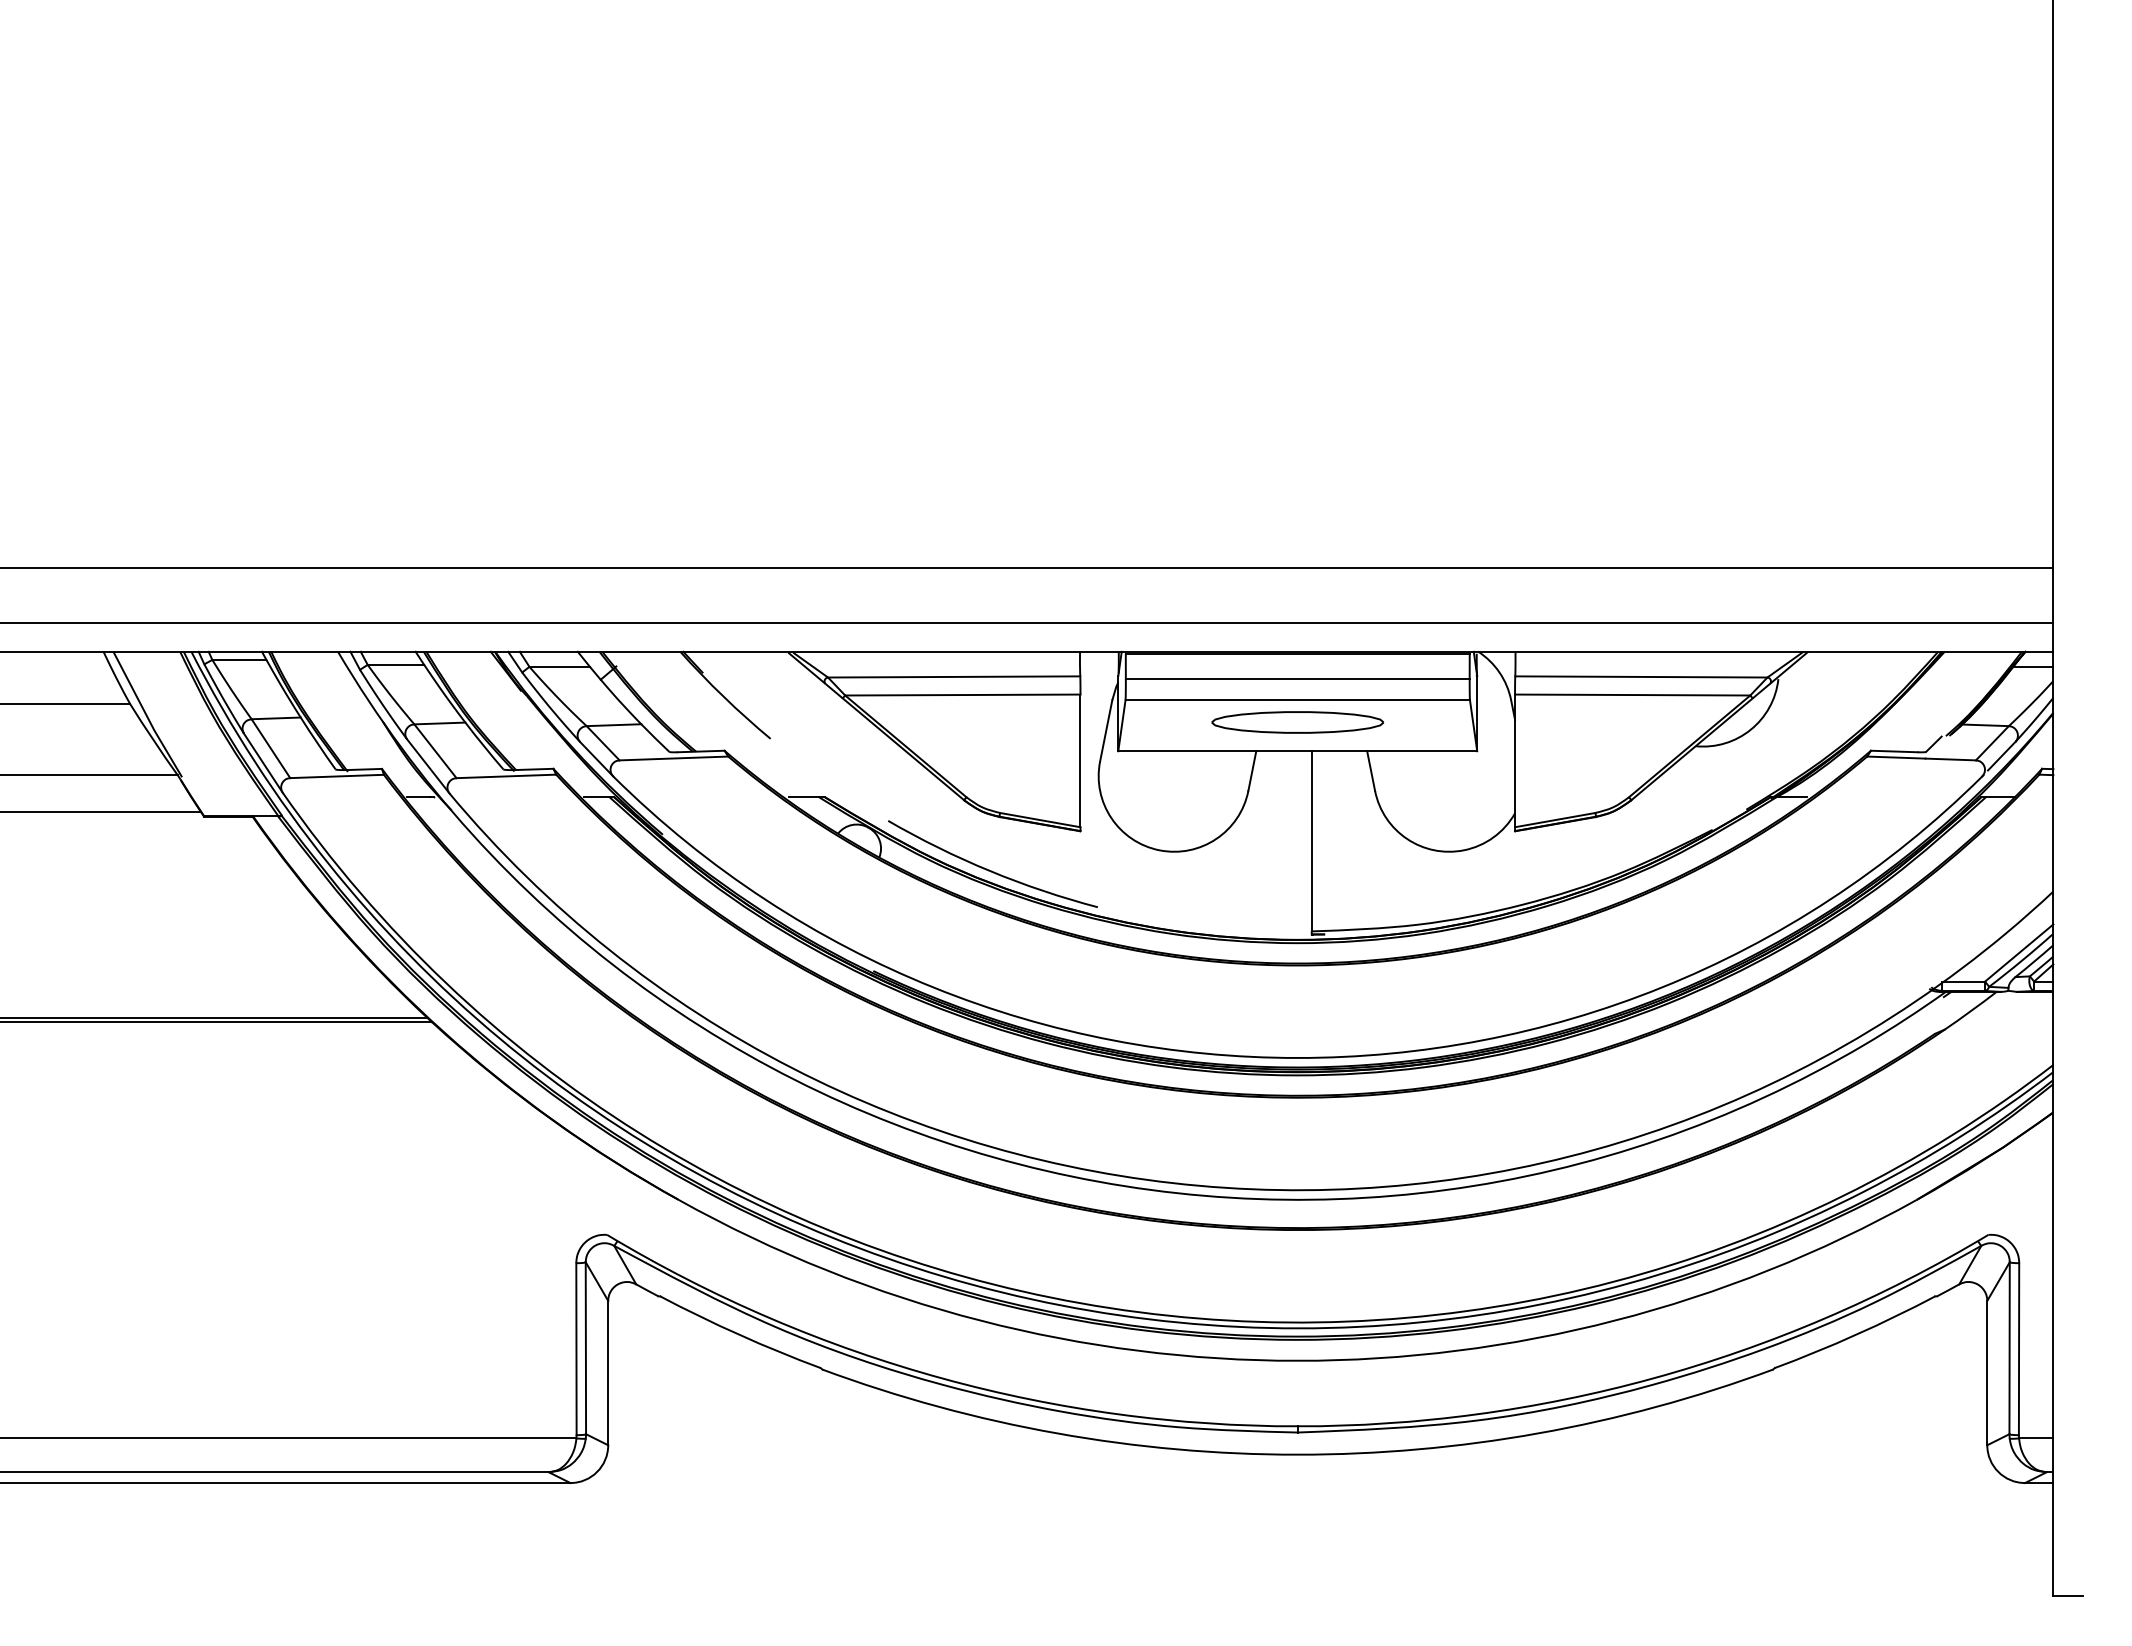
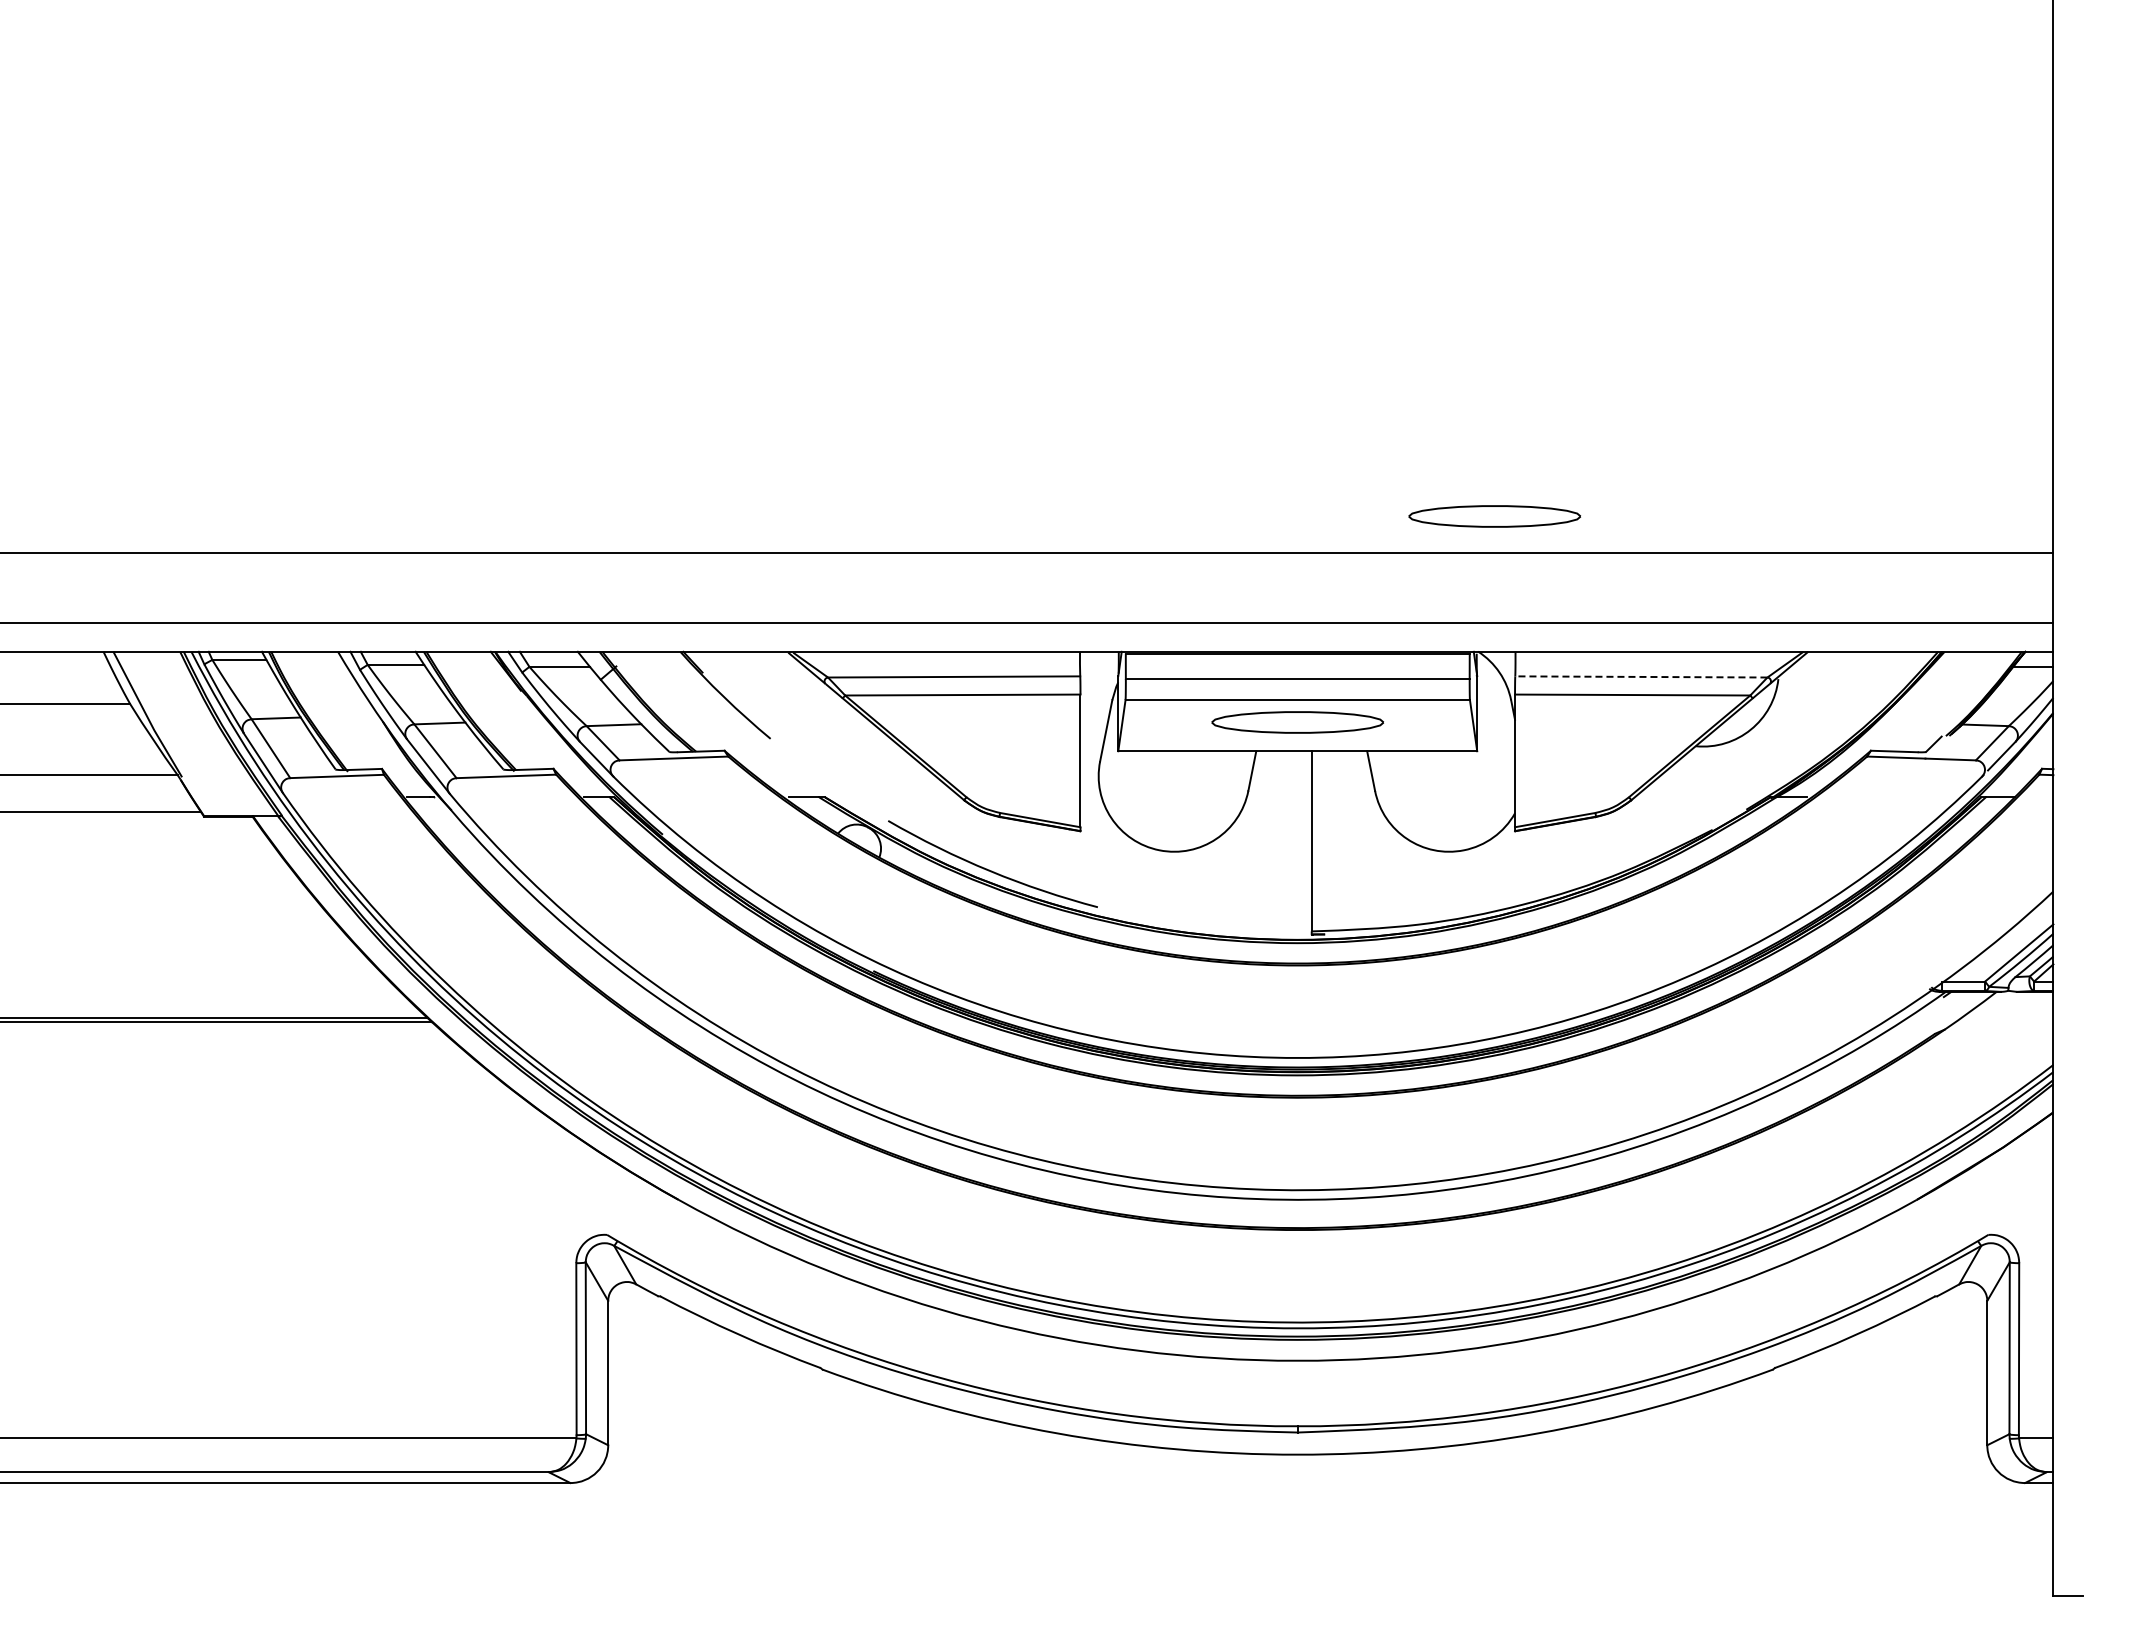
part: none -> present (1494, 516)
line position: (1027, 567) -> (1027, 552) (1027, 552)
line: solid -> dashed (1640, 676)
